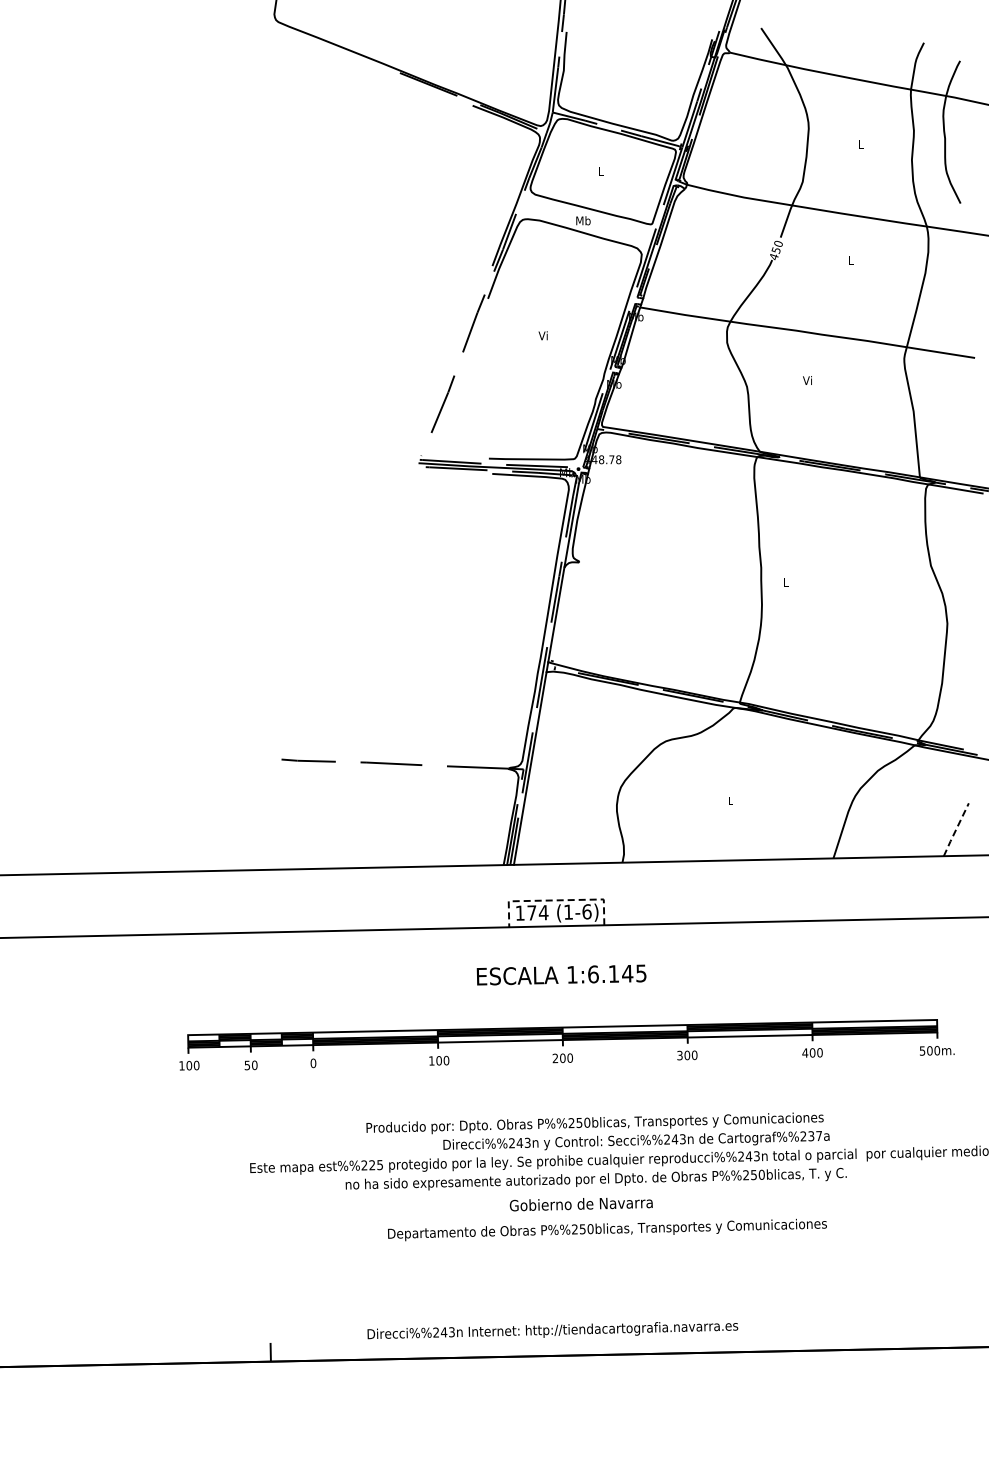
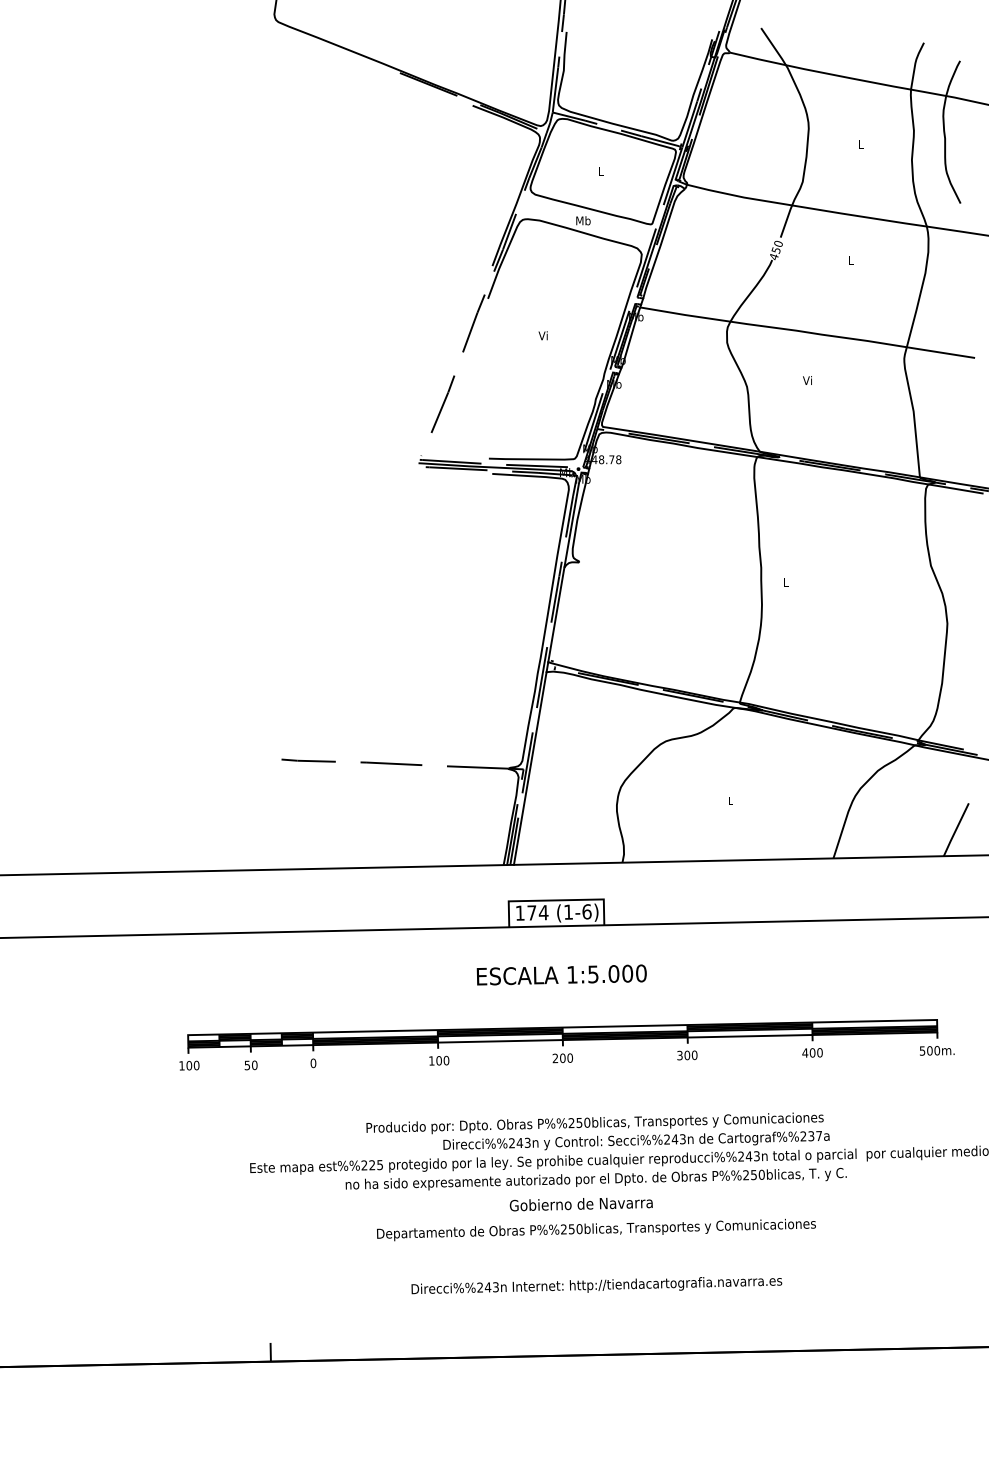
line: dashed -> solid (956, 829)
line: dashed -> solid (556, 900)
text: 1:6.145 -> 1:5.000 (617, 973)
text position: (607, 1229) -> (596, 1229) (596, 1229)
text position: (552, 1330) -> (596, 1285) (596, 1285)
